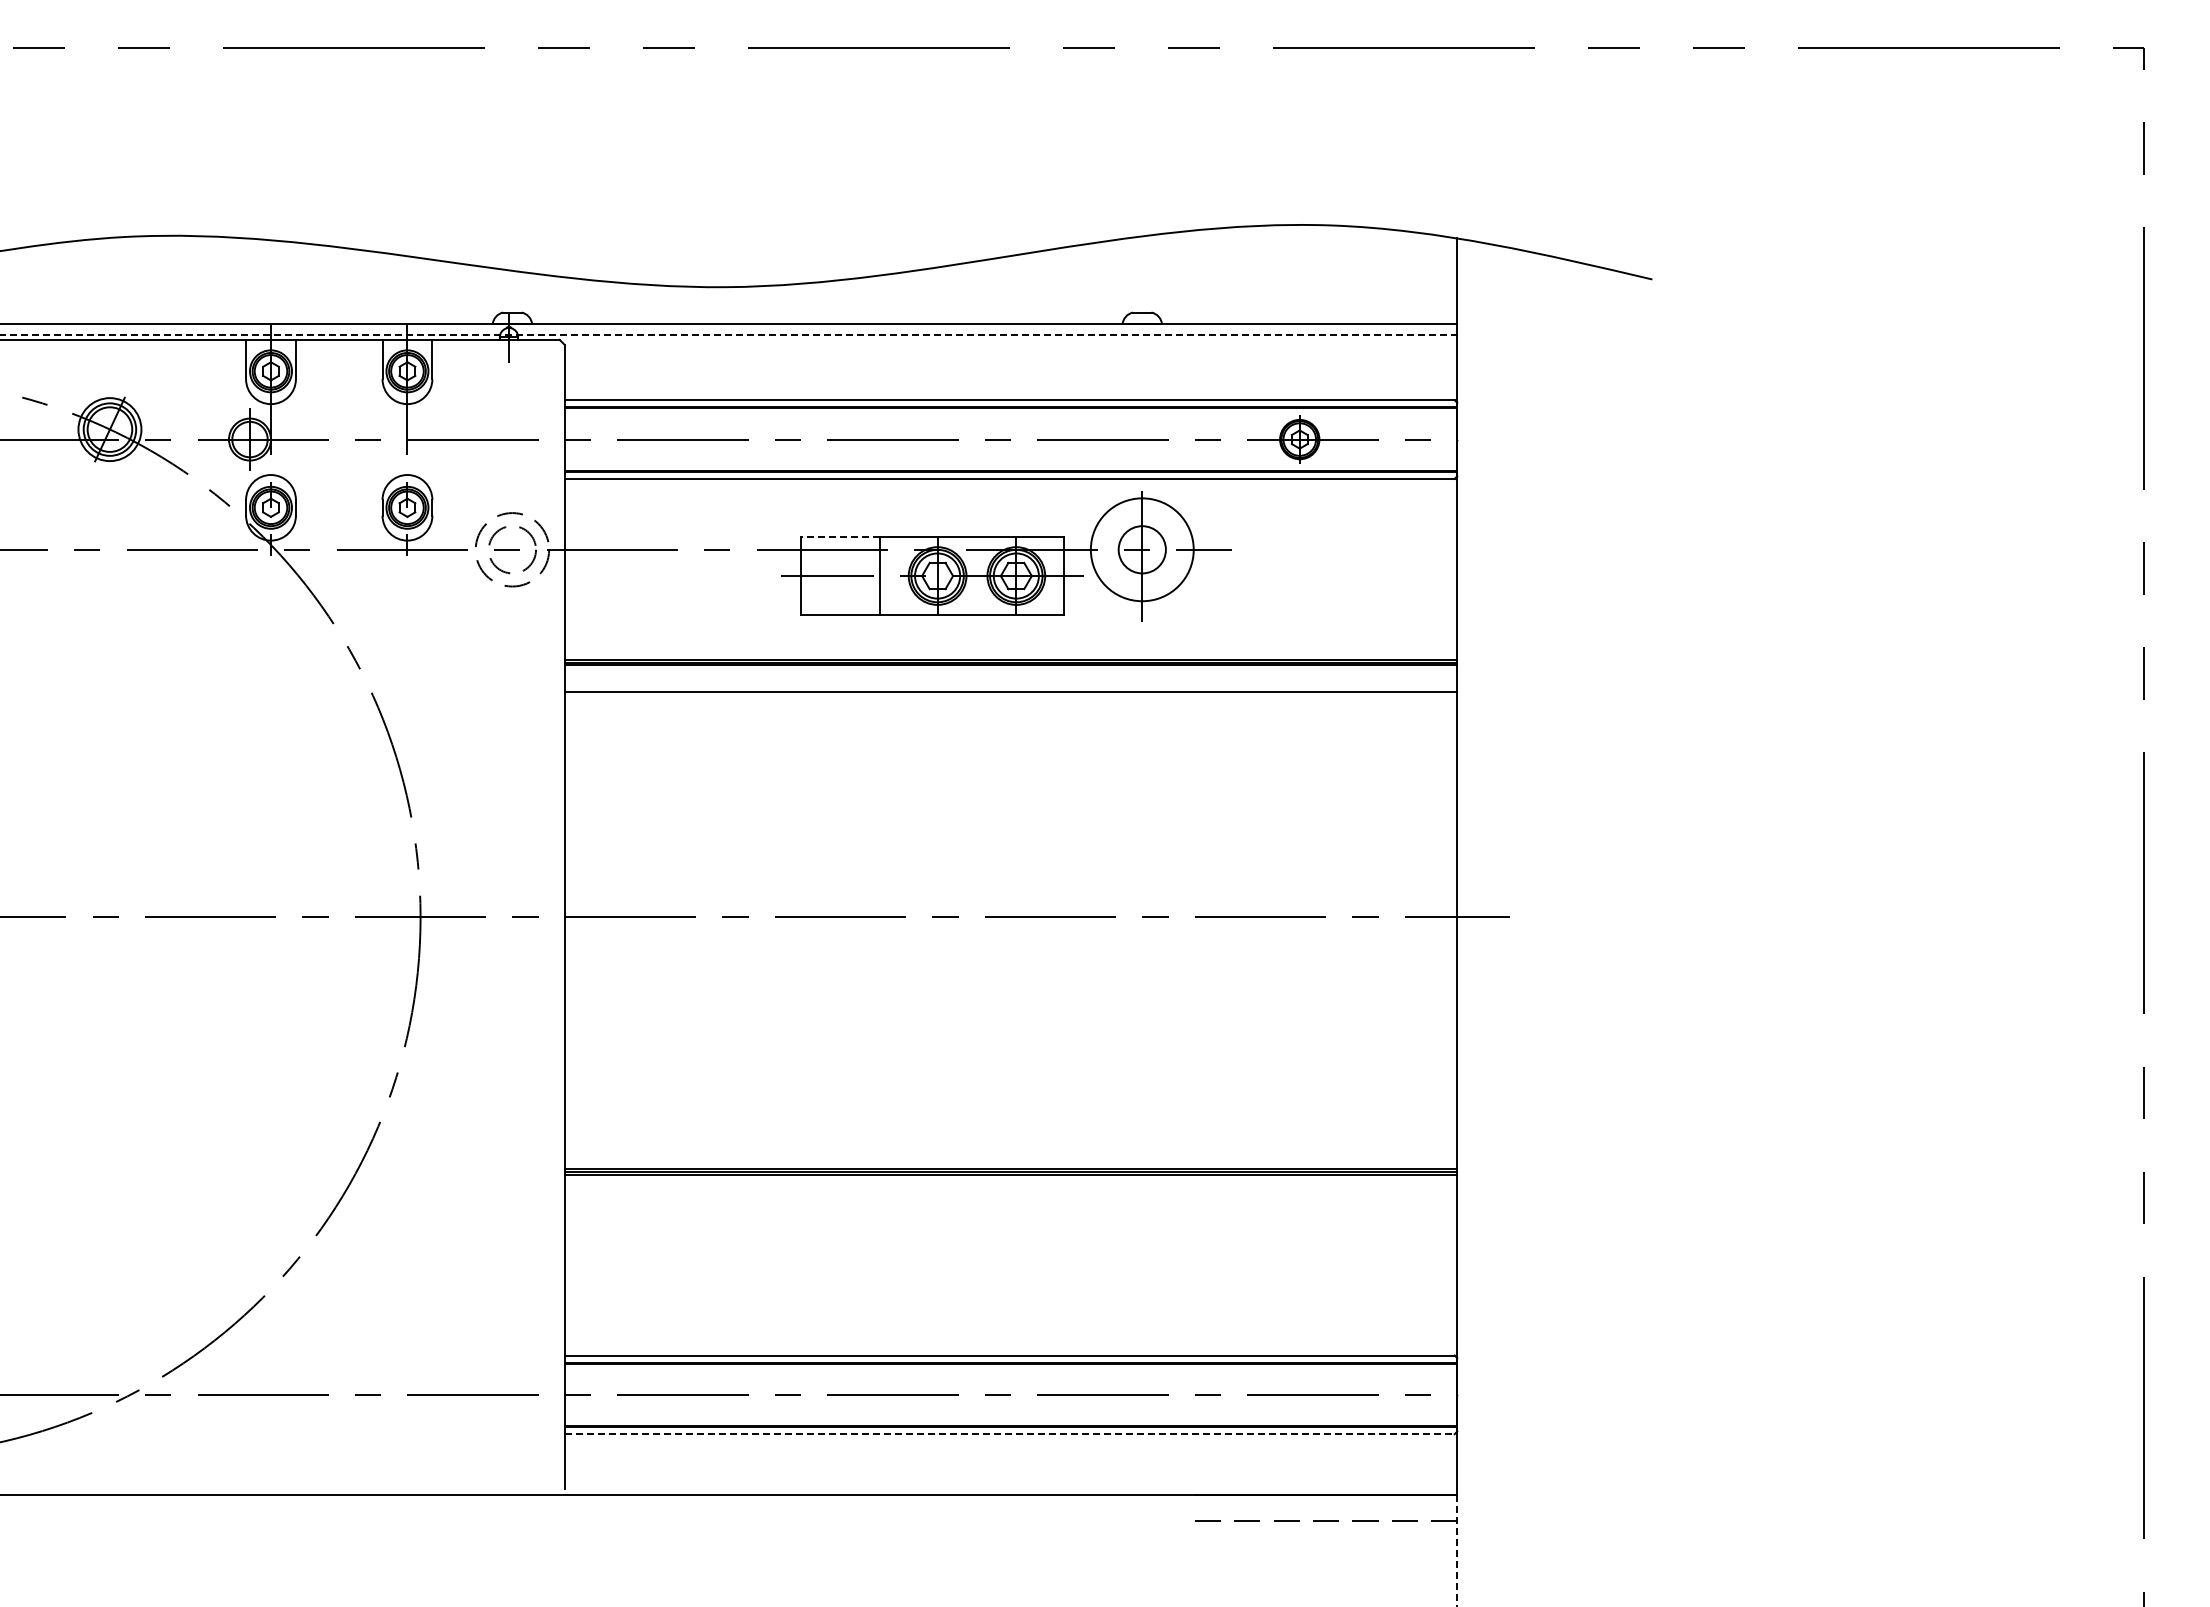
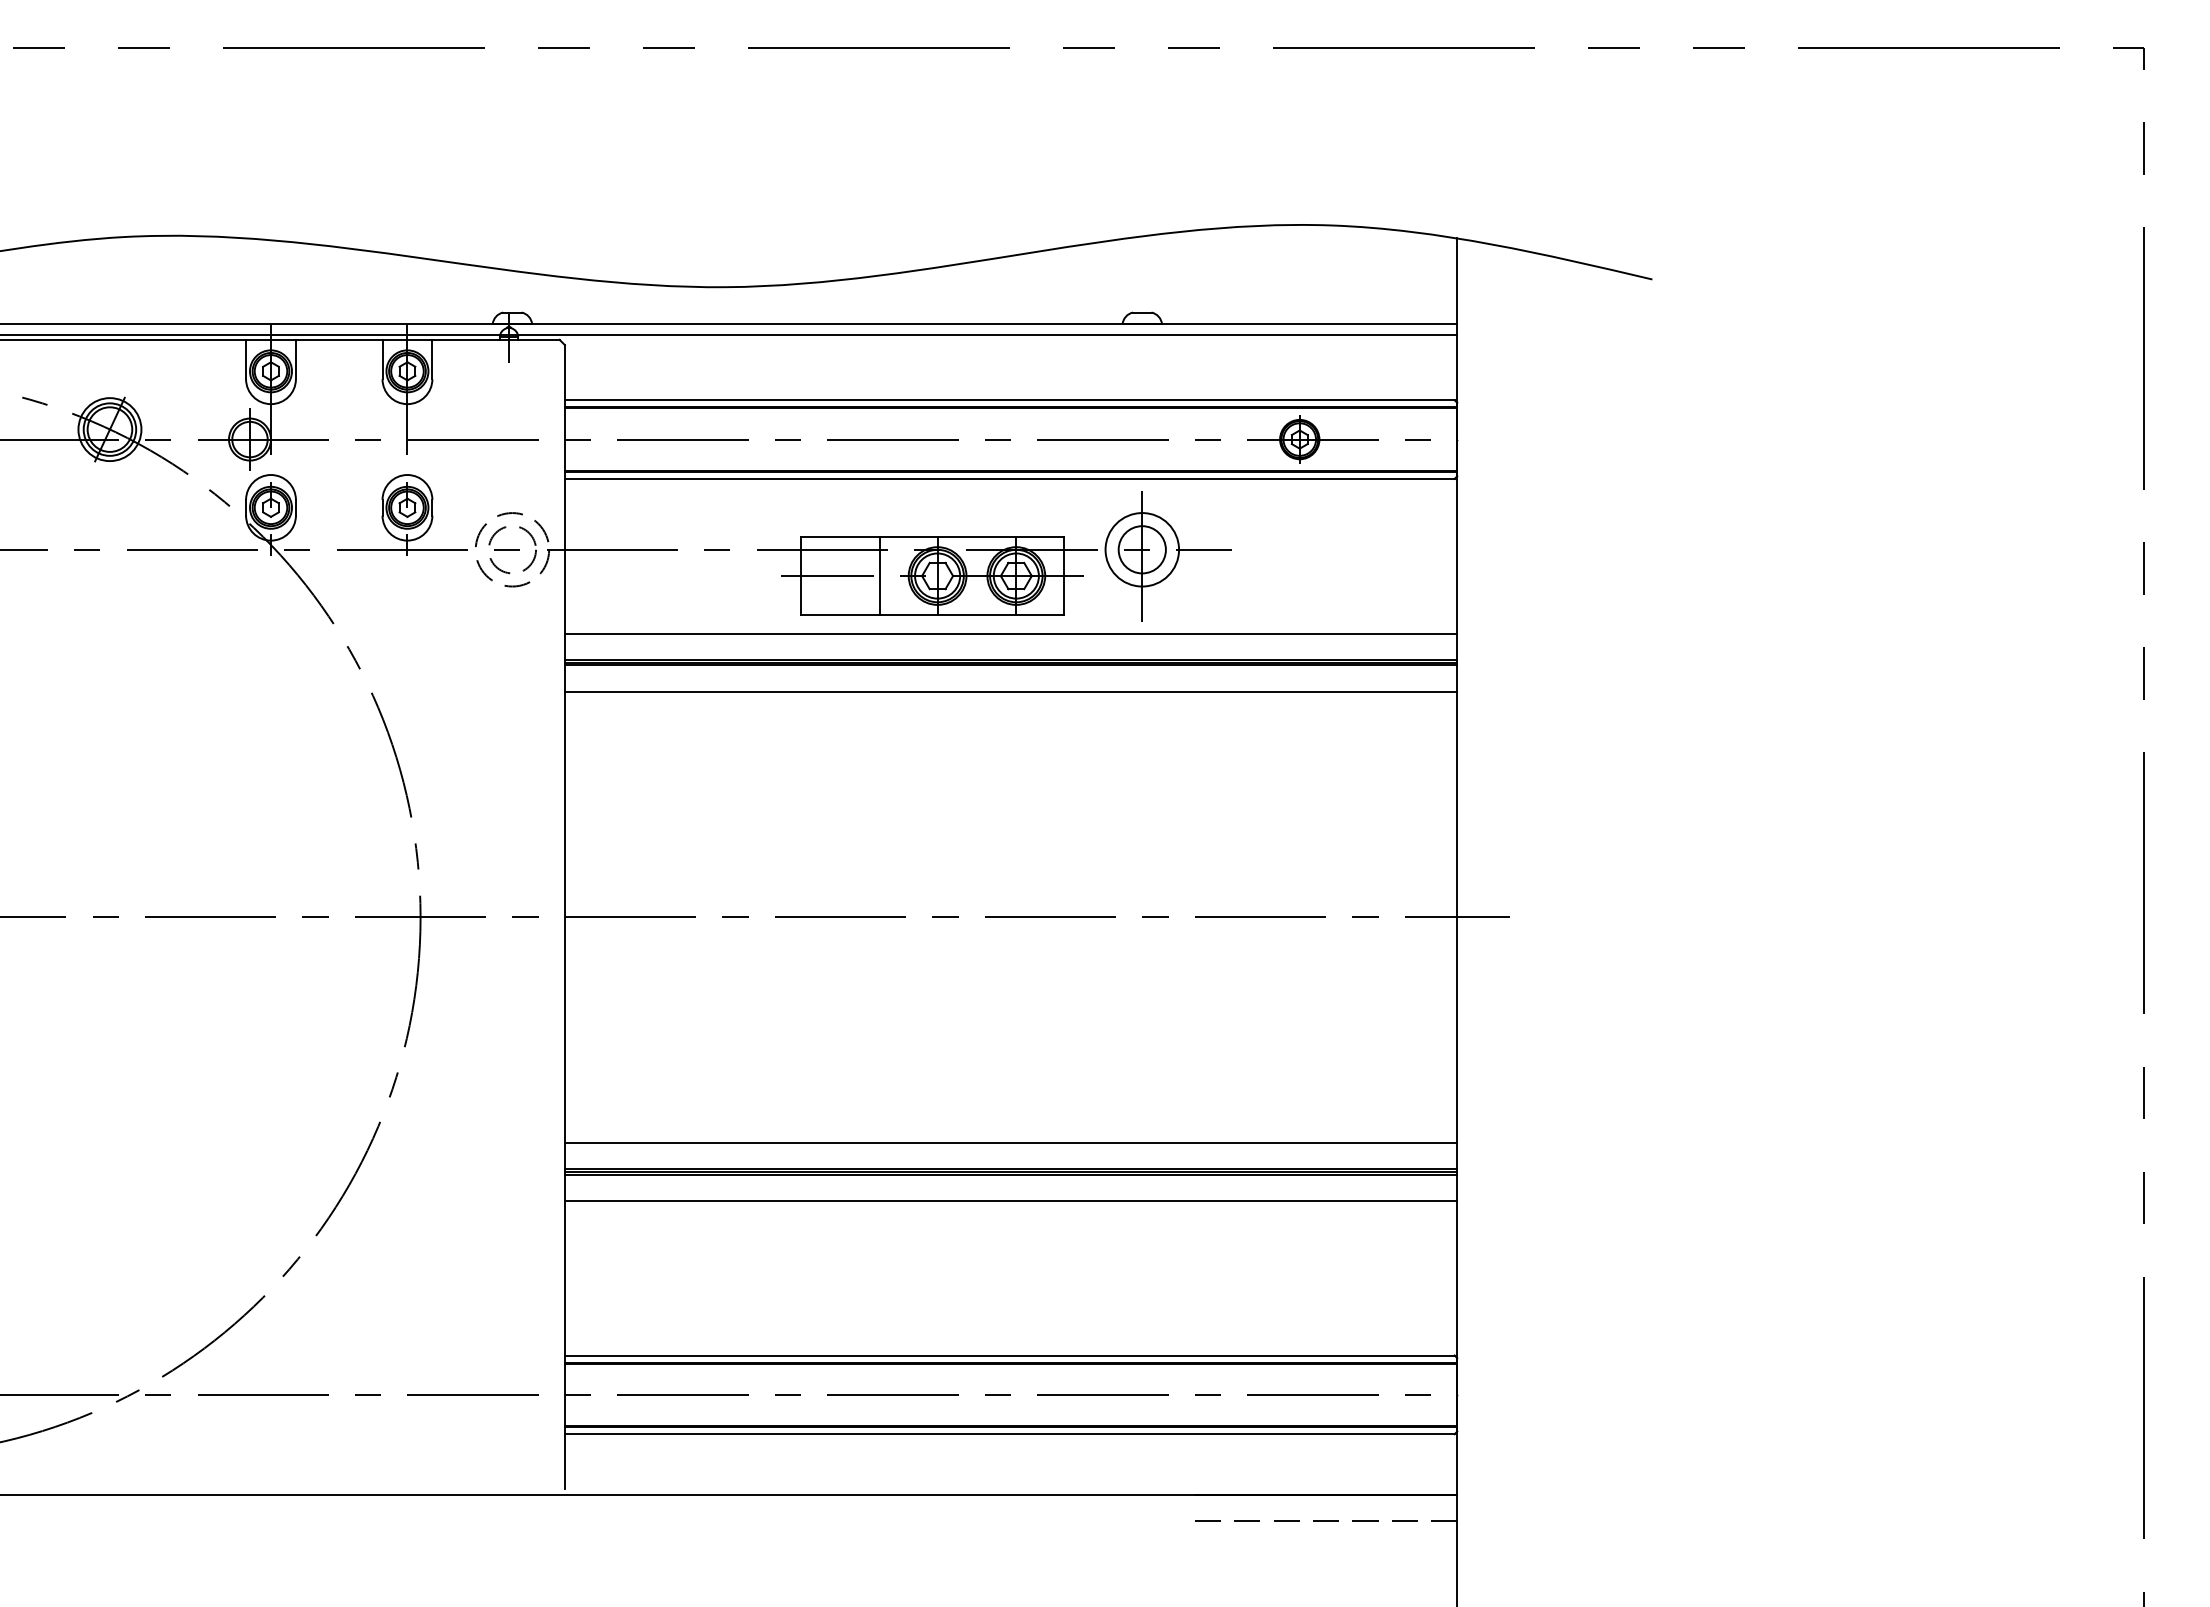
line: dashed -> solid (729, 334)
line: dashed -> solid (840, 536)
circle diameter: 103 px -> 73 px (1142, 549)
line: none -> present (1010, 633)
line: none -> present (1010, 1142)
line: none -> present (1010, 1200)
line: dashed -> solid (1009, 1434)
line: dashed -> solid (1457, 1550)
